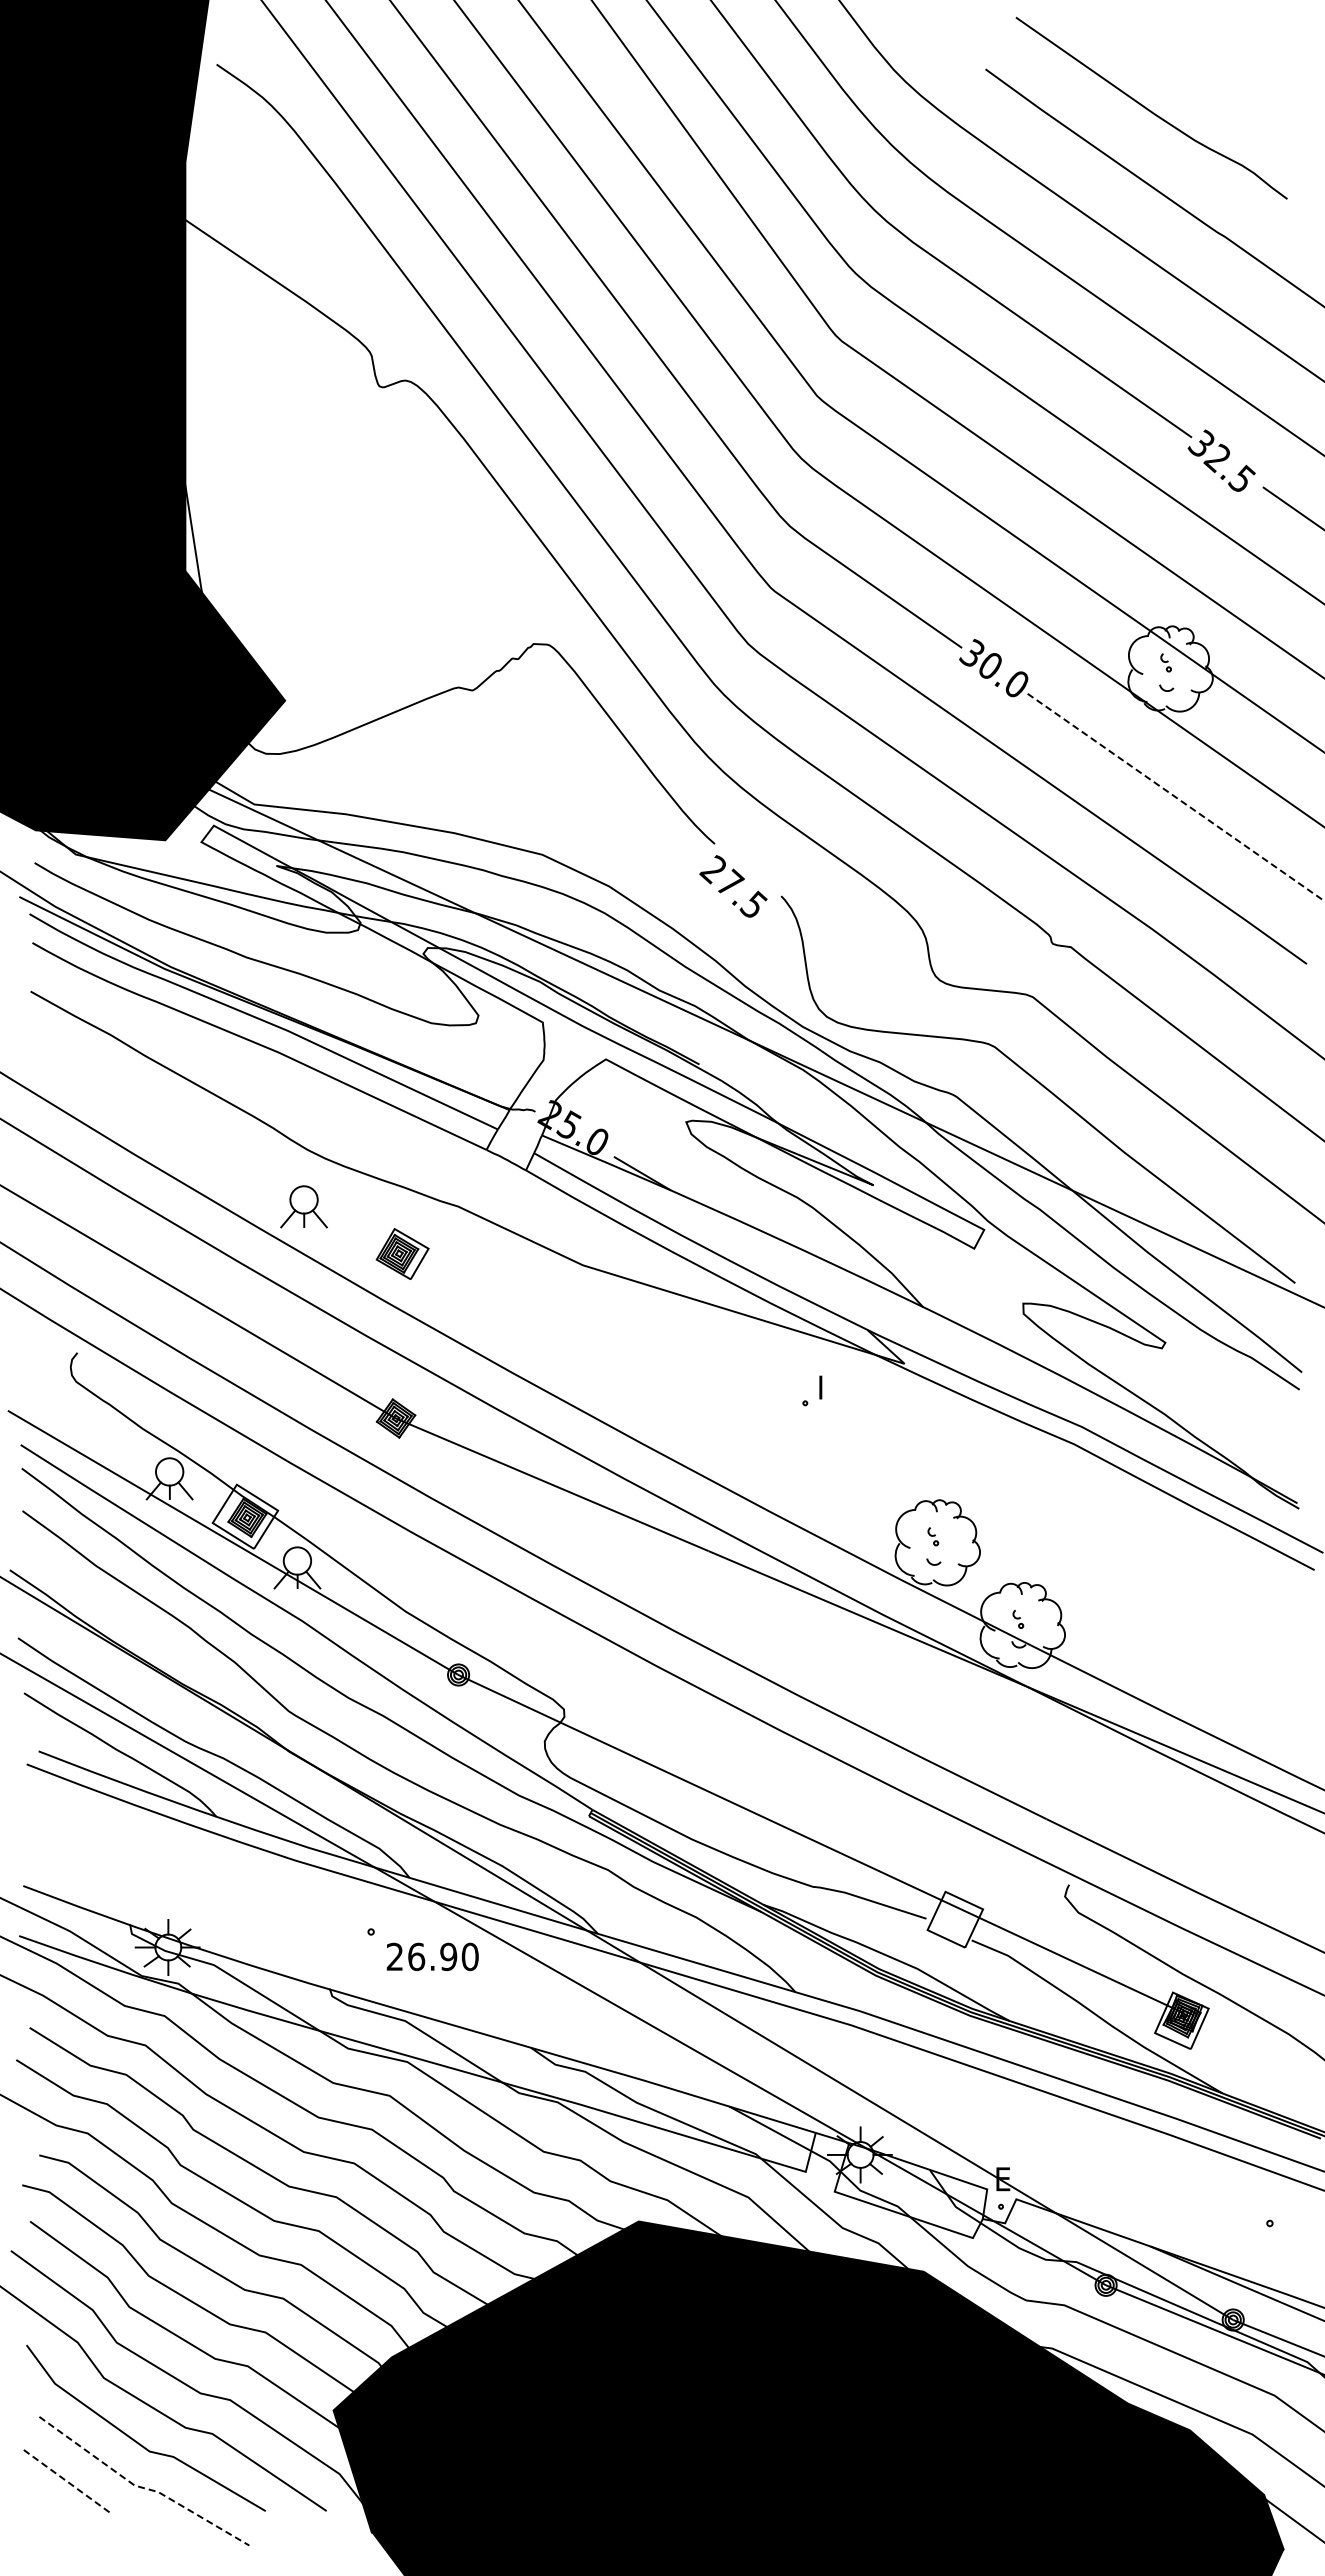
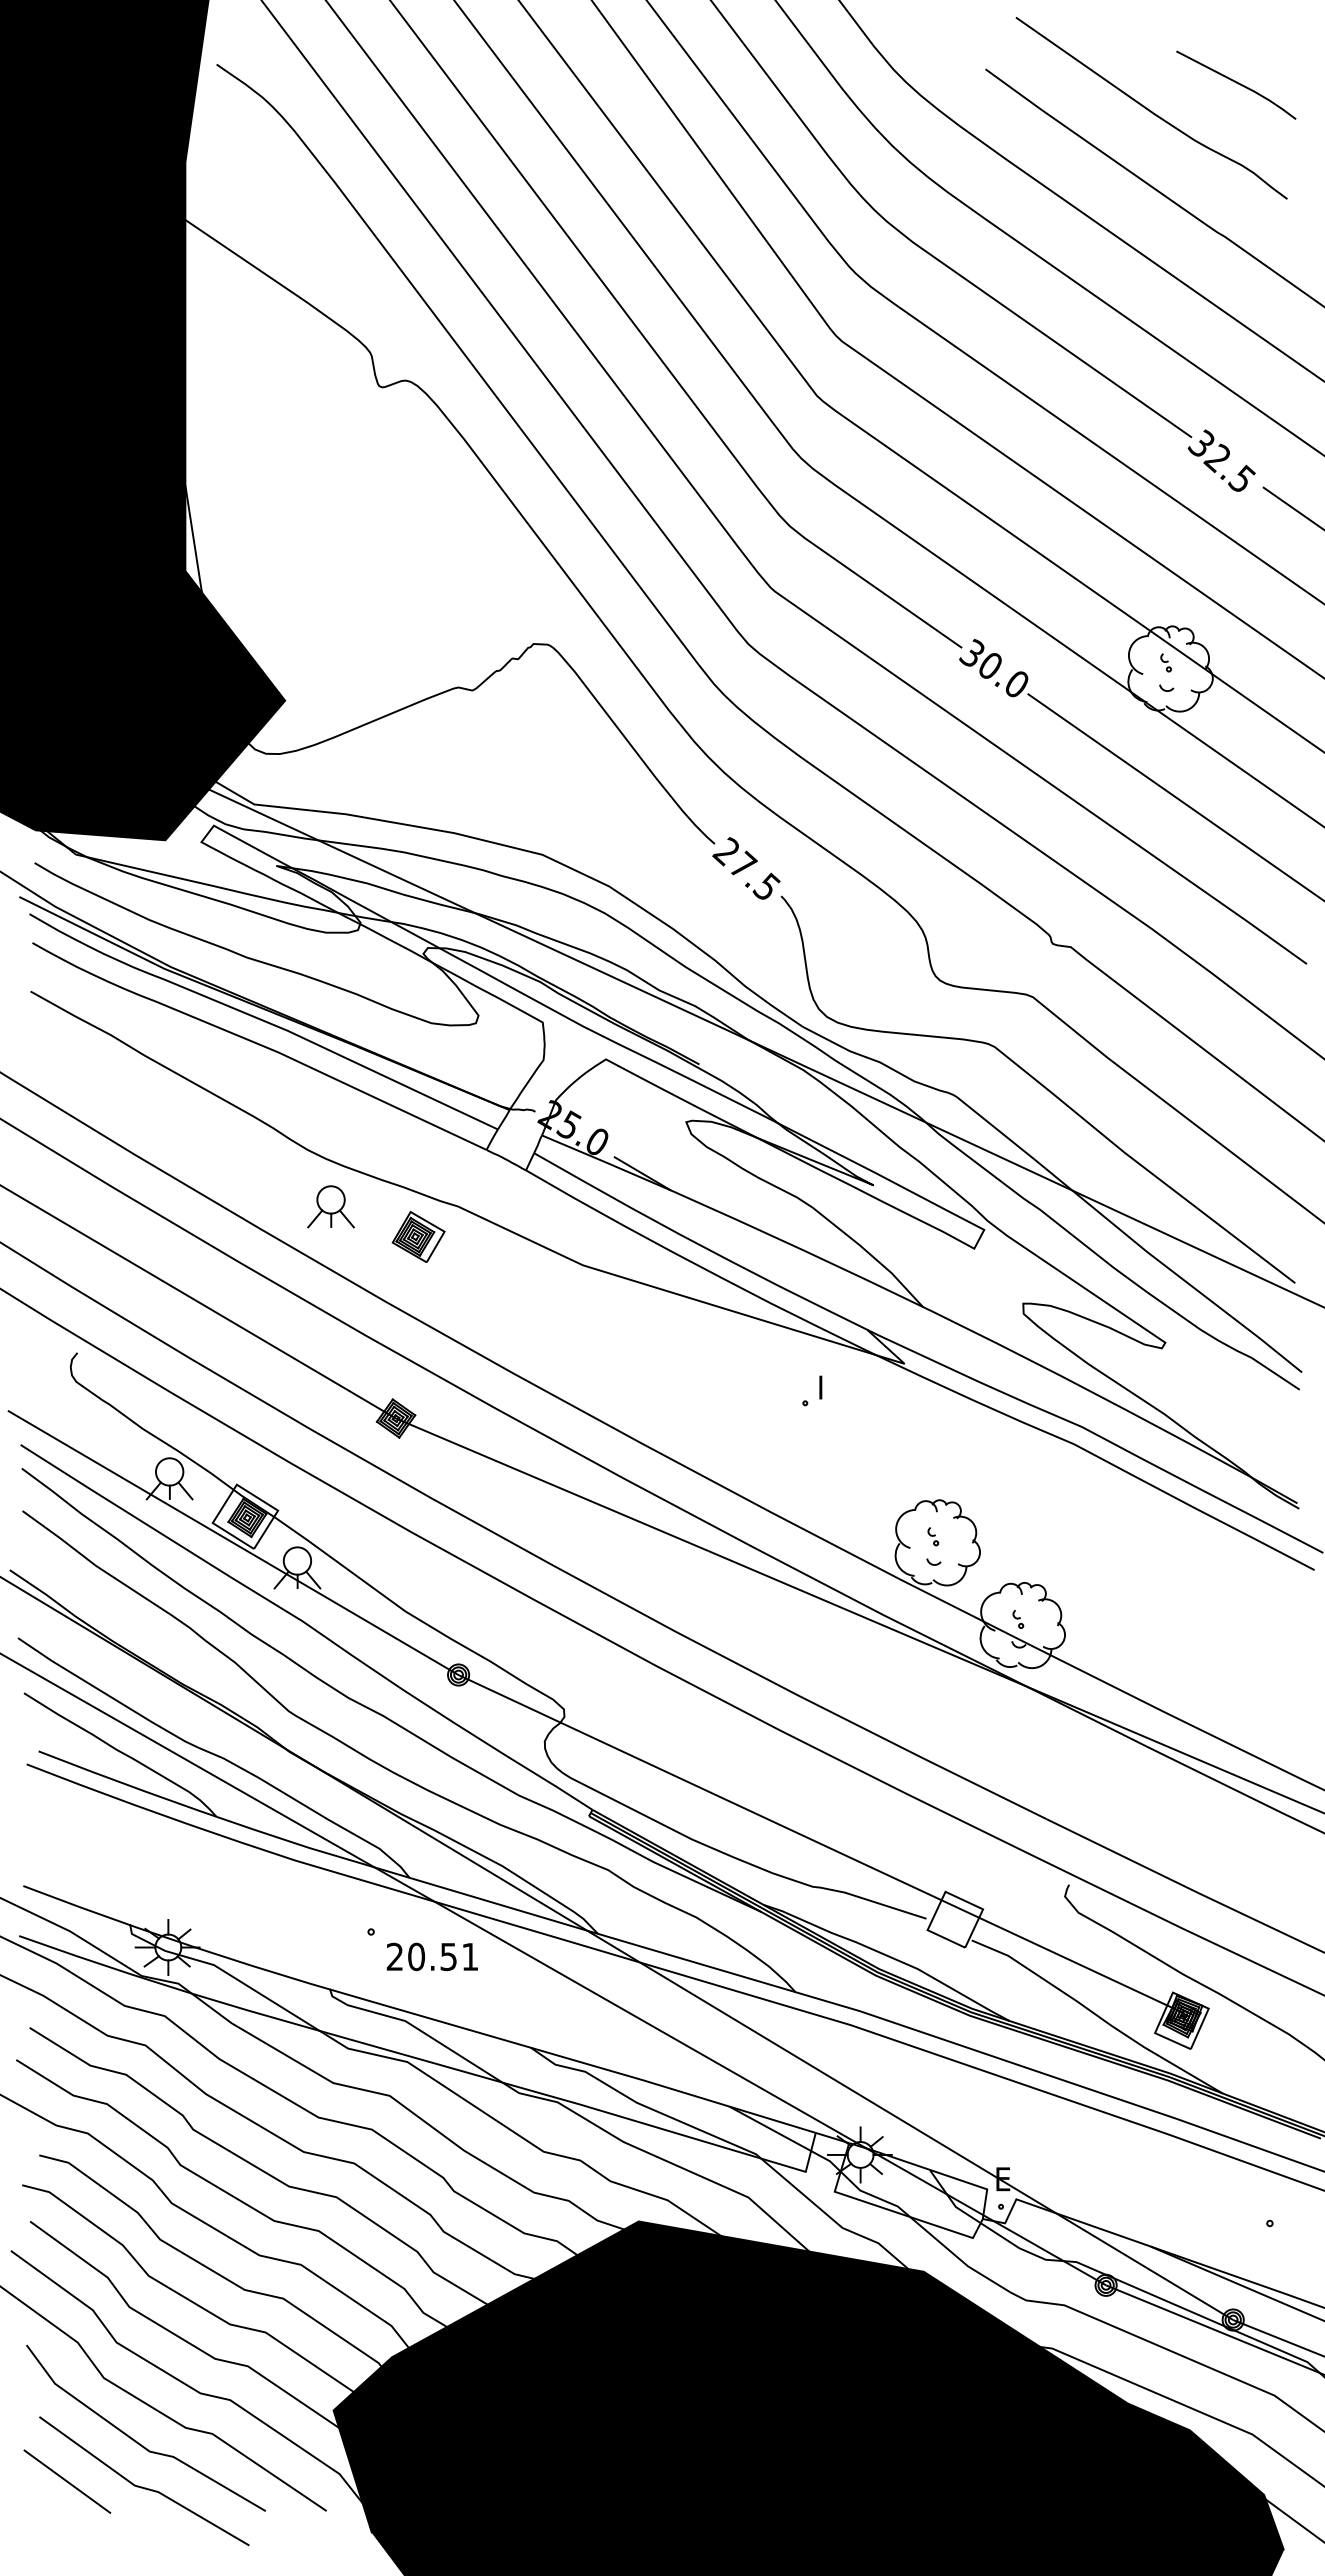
line: none -> present (1236, 83)
line: dashed -> solid (1176, 797)
text position: (733, 886) -> (746, 868) (746, 868)
part position: (303, 1206) -> (330, 1206) (330, 1206)
part position: (402, 1253) -> (418, 1236) (418, 1236)
text: 26.90 -> 20.51 (443, 1956)
line: dashed -> solid (67, 2481)
line: dashed -> solid (141, 2487)
